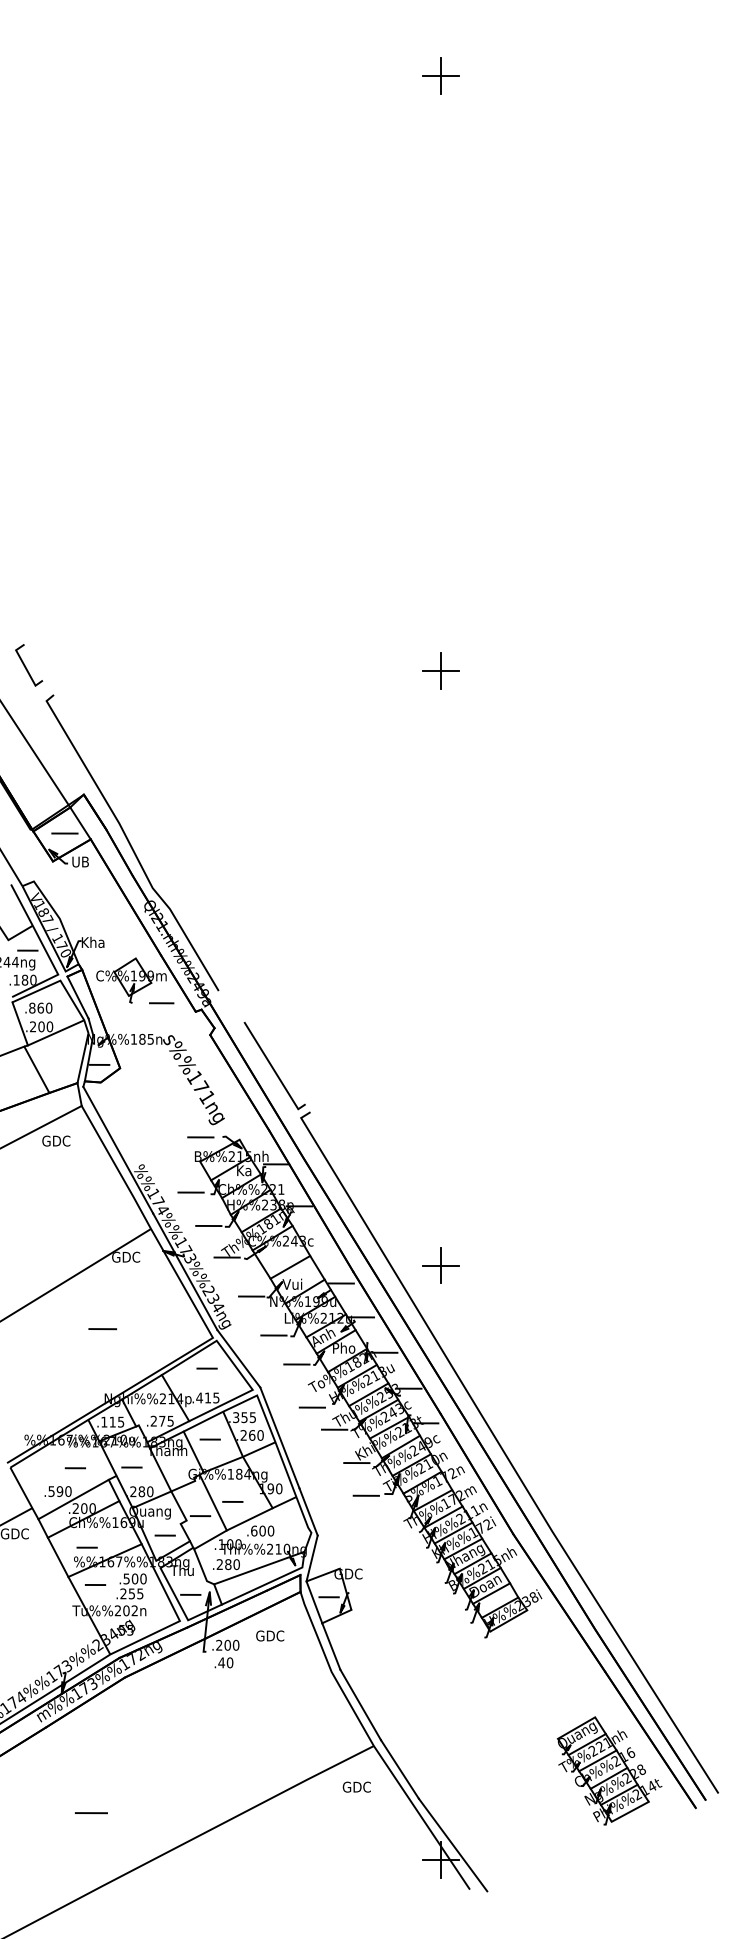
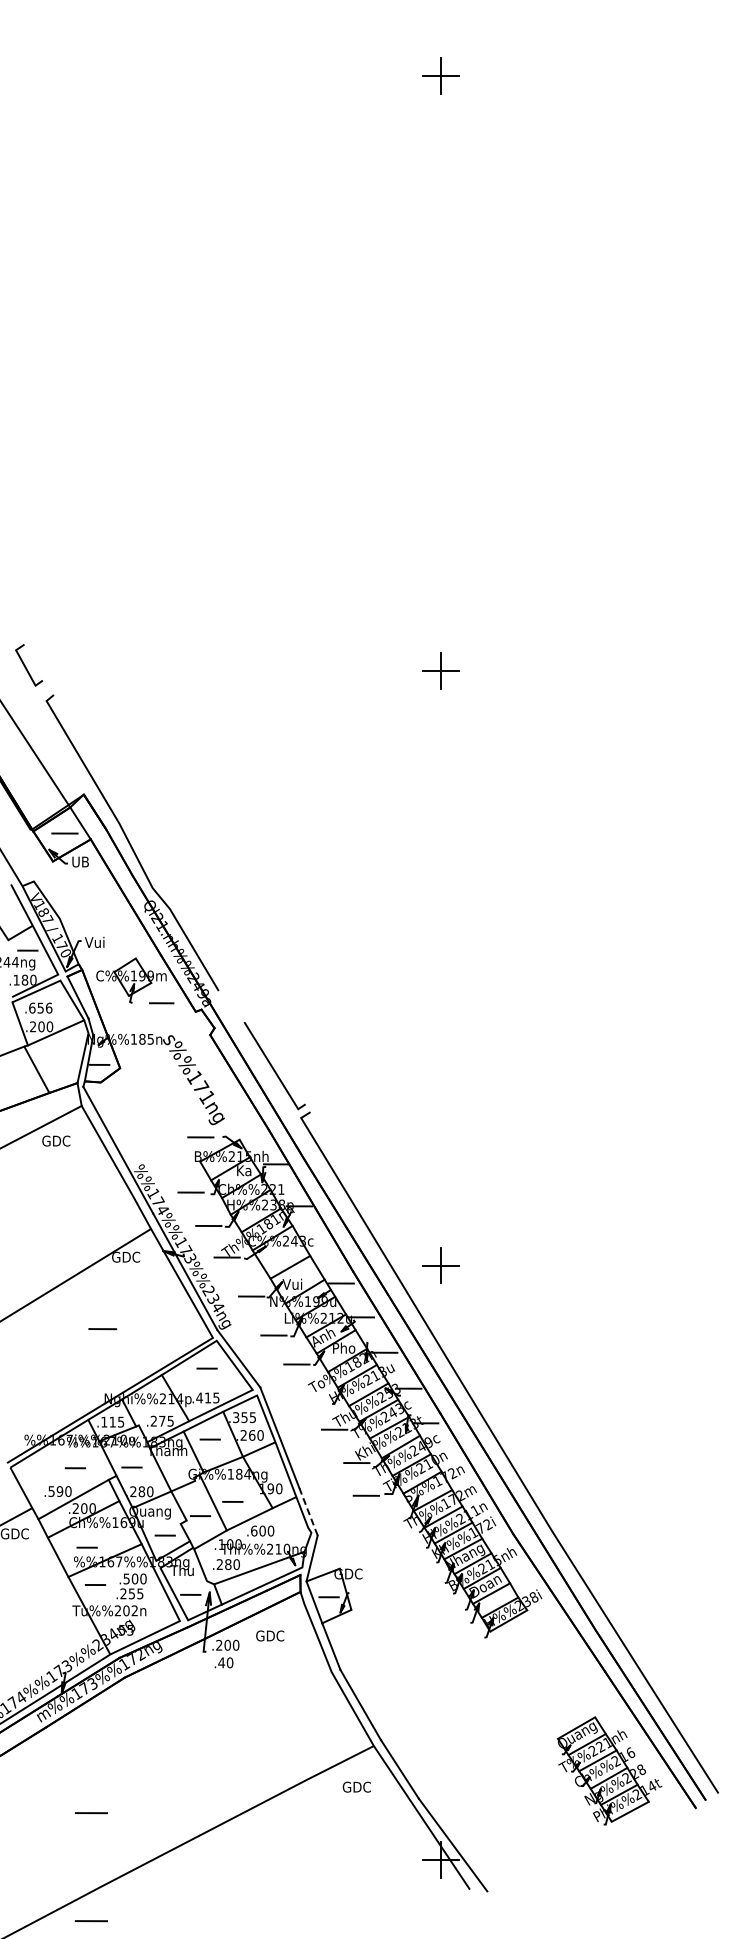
text: Kha -> Vui (92, 941)
text: .860 -> .656 (40, 1007)
line: present -> none (312, 1407)
line: solid -> dashed (308, 1511)
line: none -> present (91, 1921)
